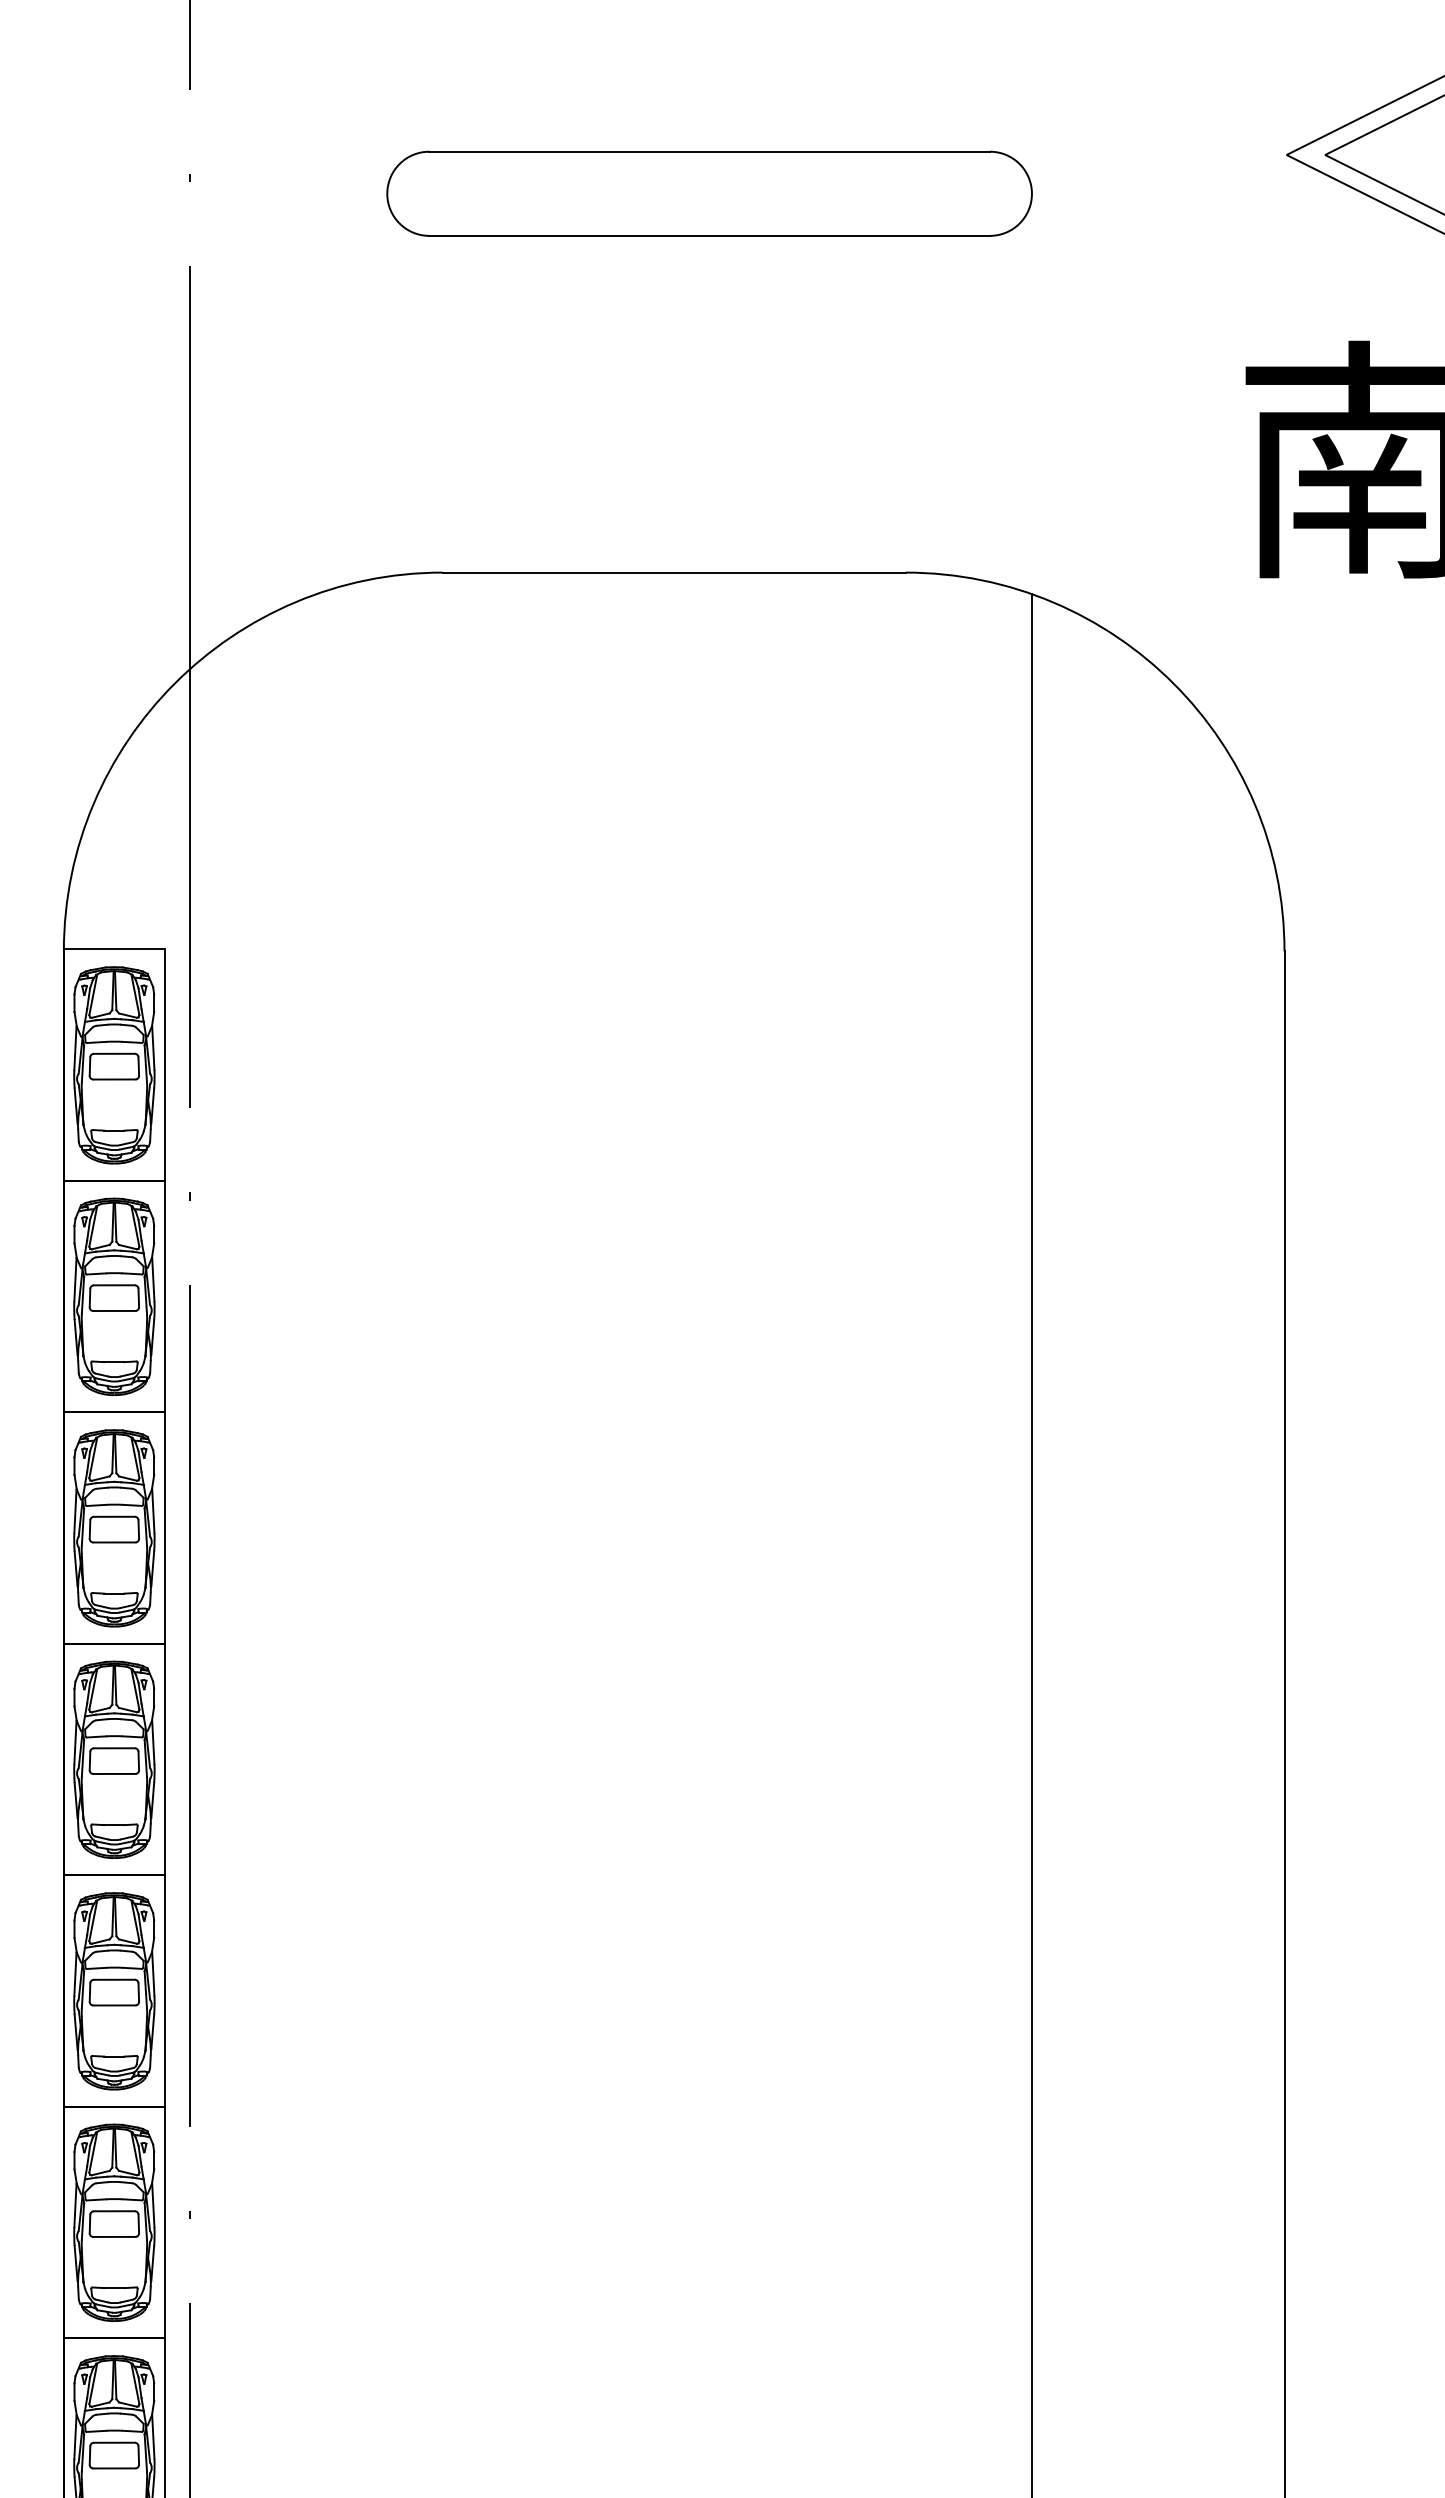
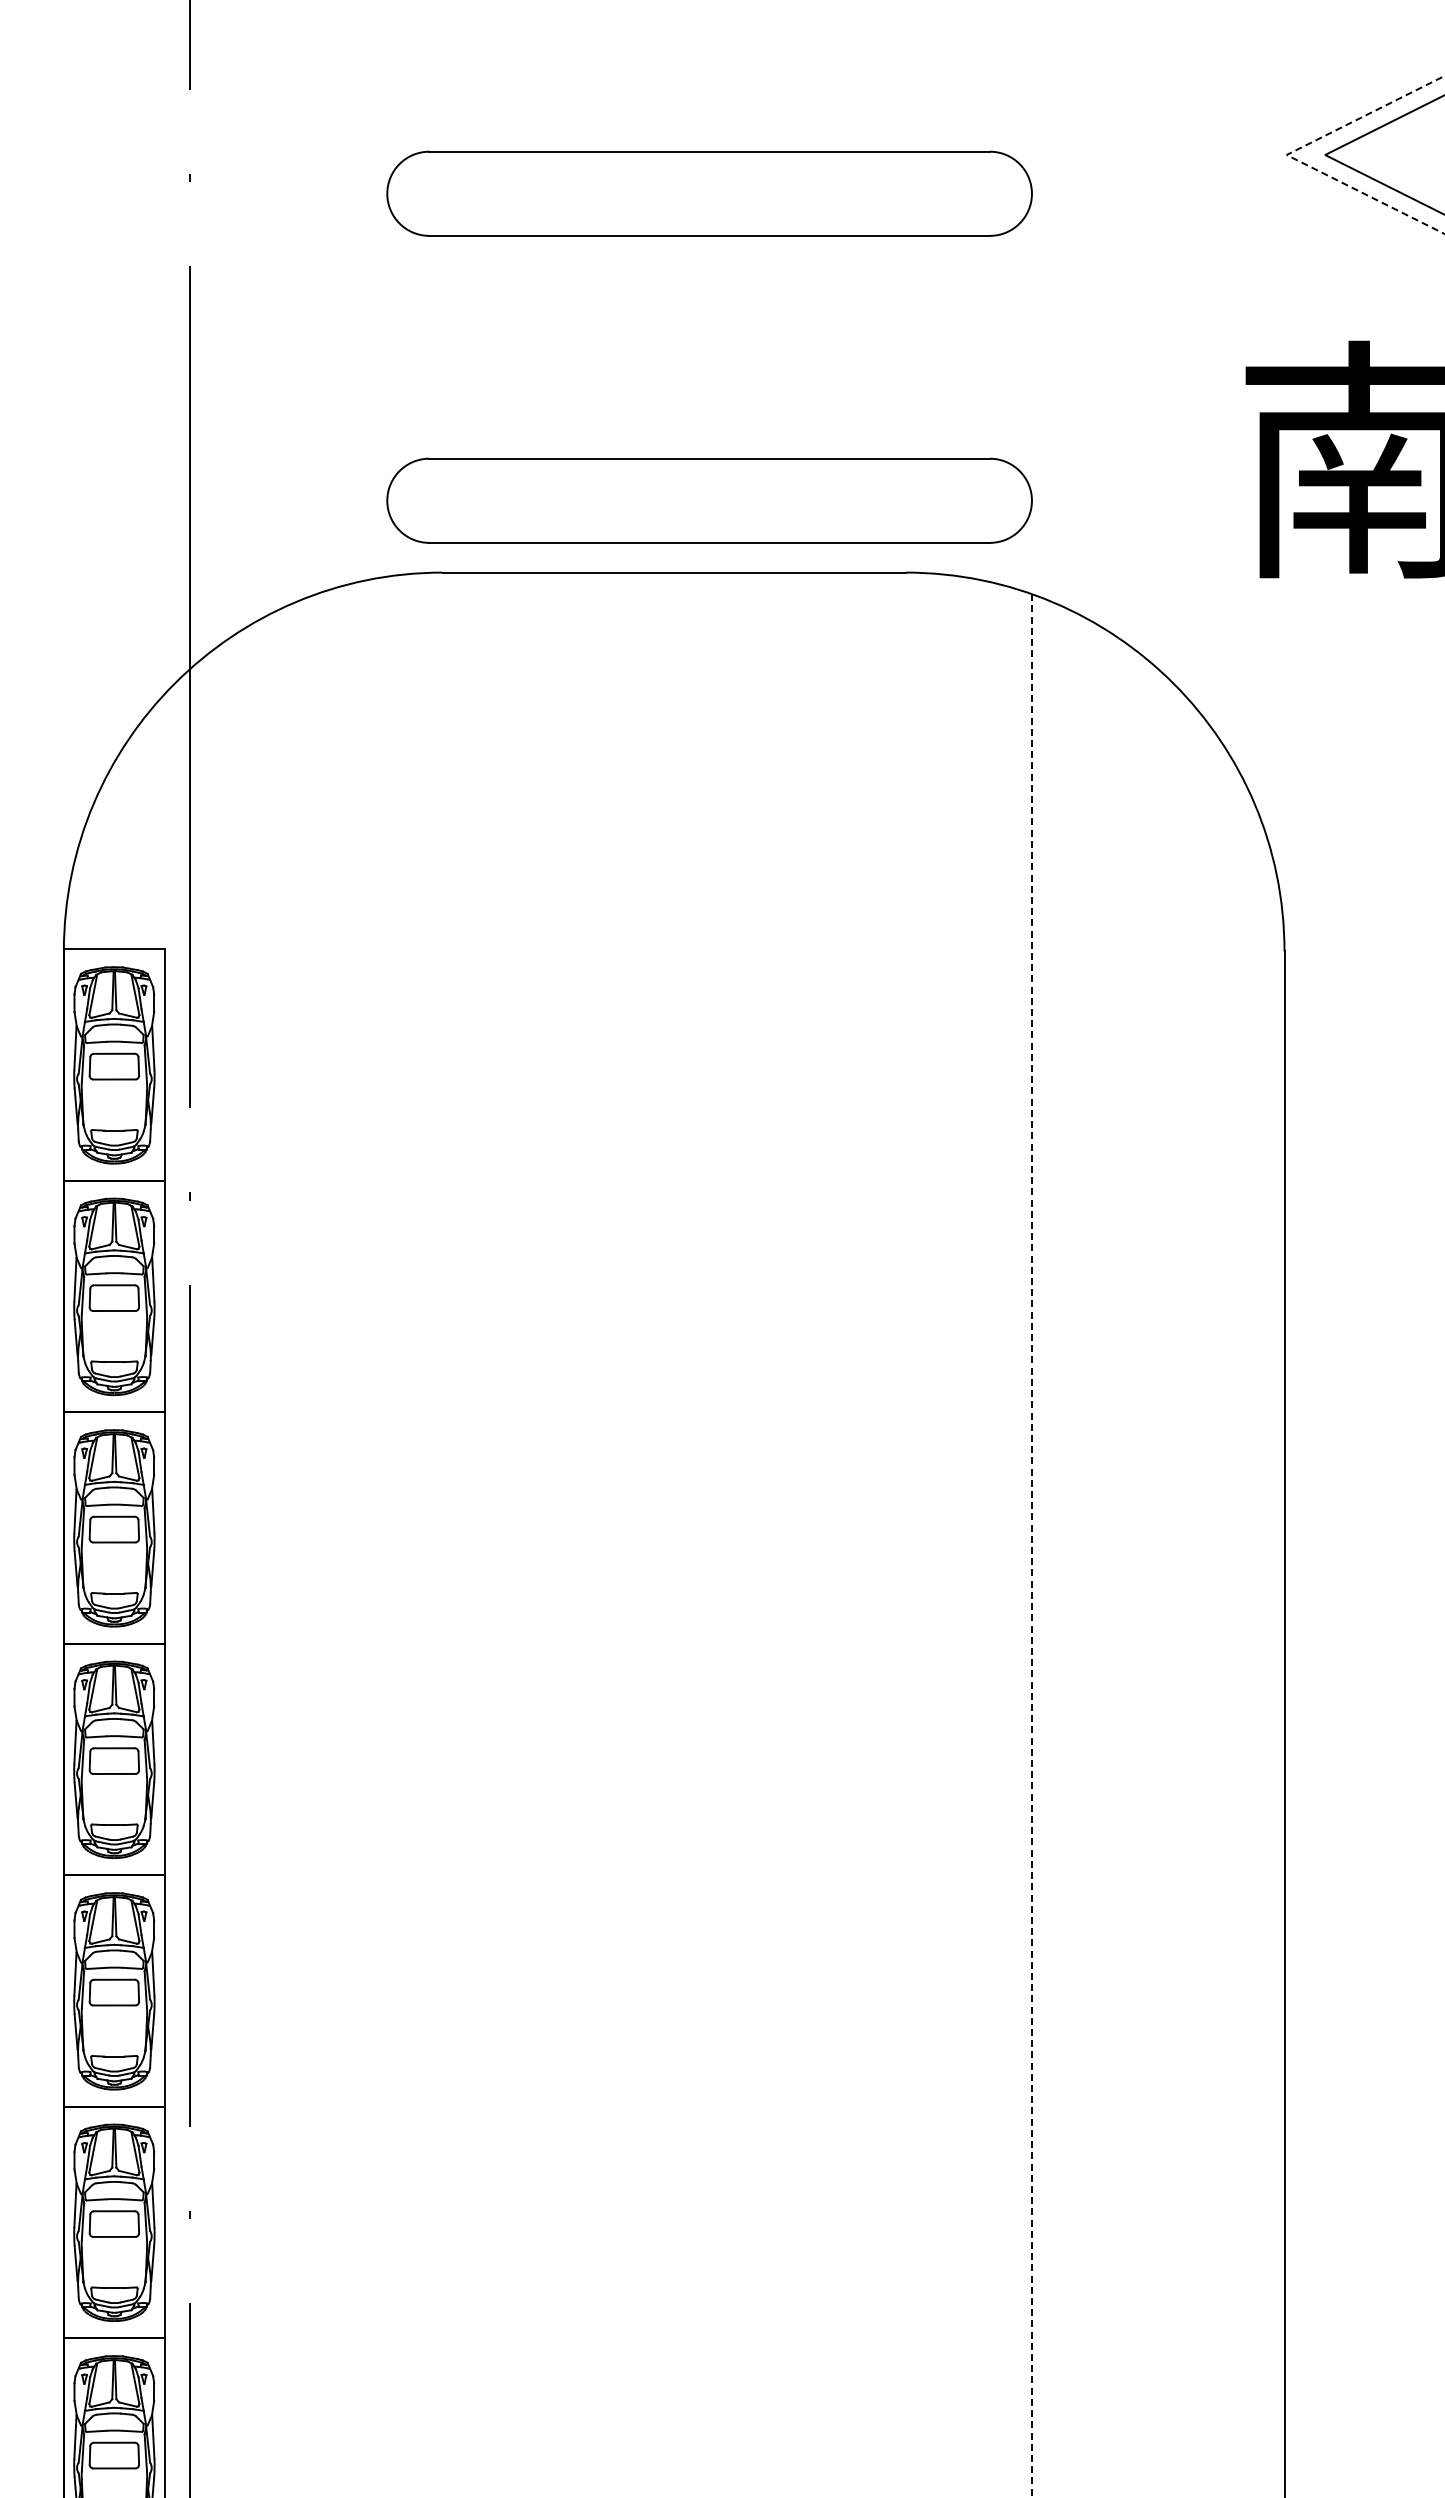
line: solid -> dashed (1286, 155)
part: none -> present (709, 500)
line: solid -> dashed (1031, 1545)
